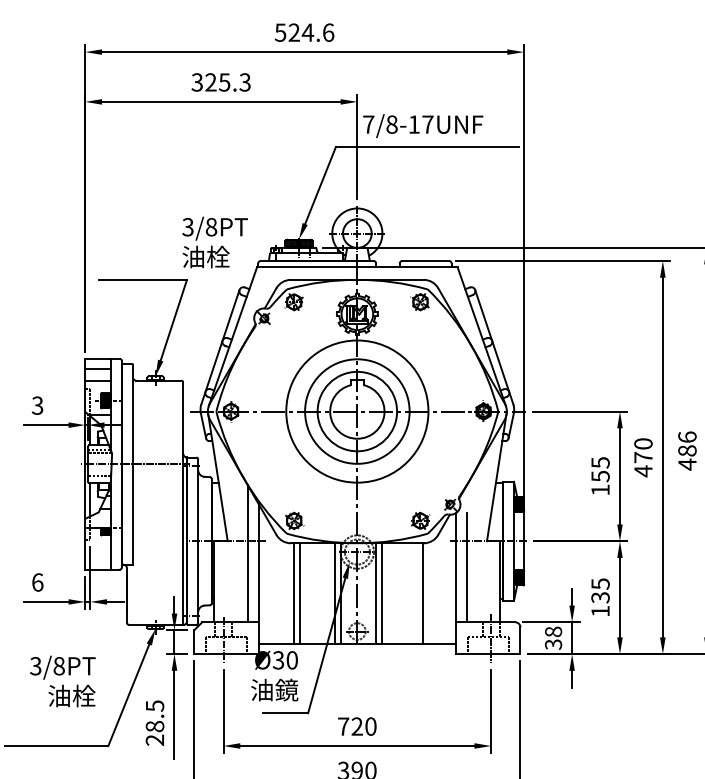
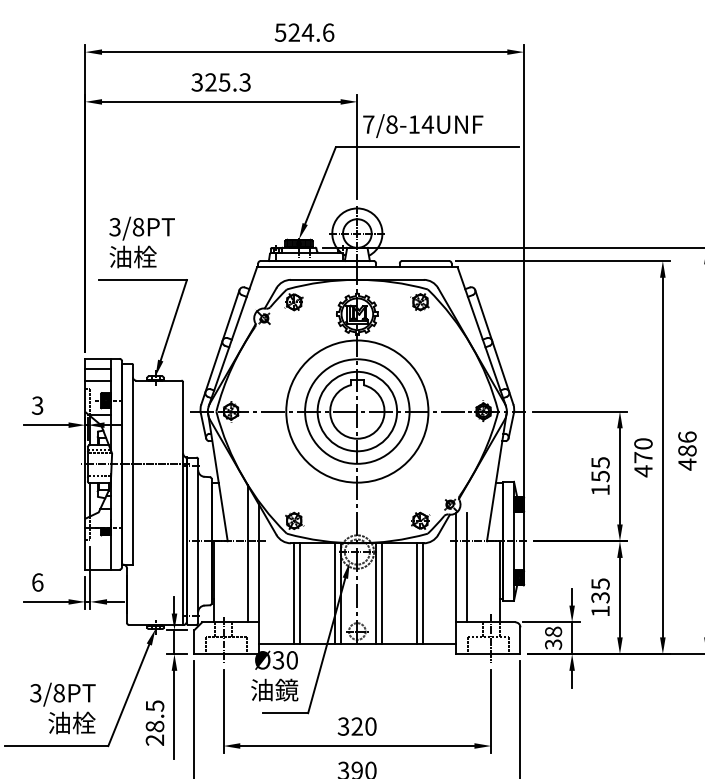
text: 7/8-17UNF -> 7/8-14UNF (427, 124)
text position: (214, 242) -> (141, 242) (141, 242)
line: none -> present (416, 593)
text position: (62, 681) -> (62, 708) (62, 708)
text: 720 -> 320 (343, 726)
